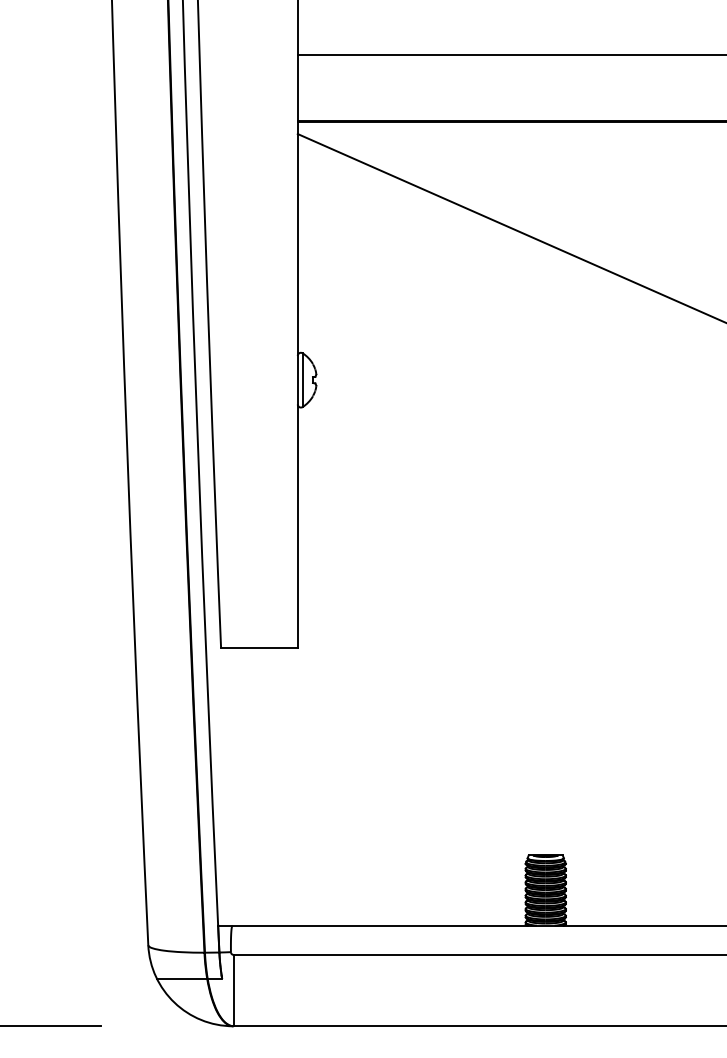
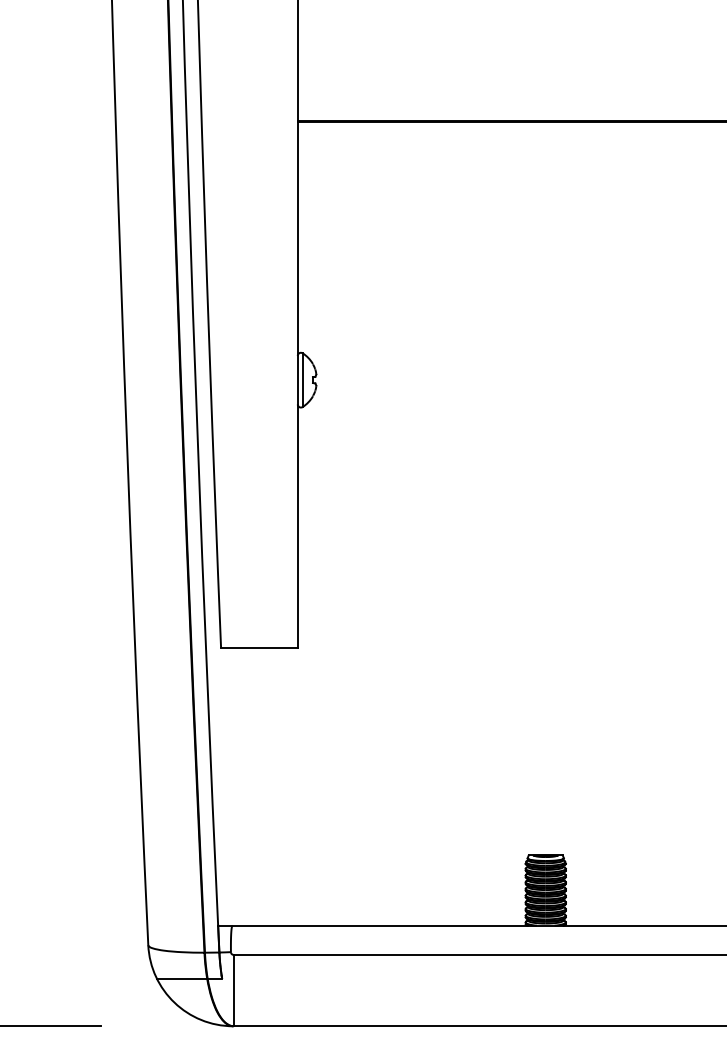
line: present -> none (510, 54)
line: present -> none (510, 227)
